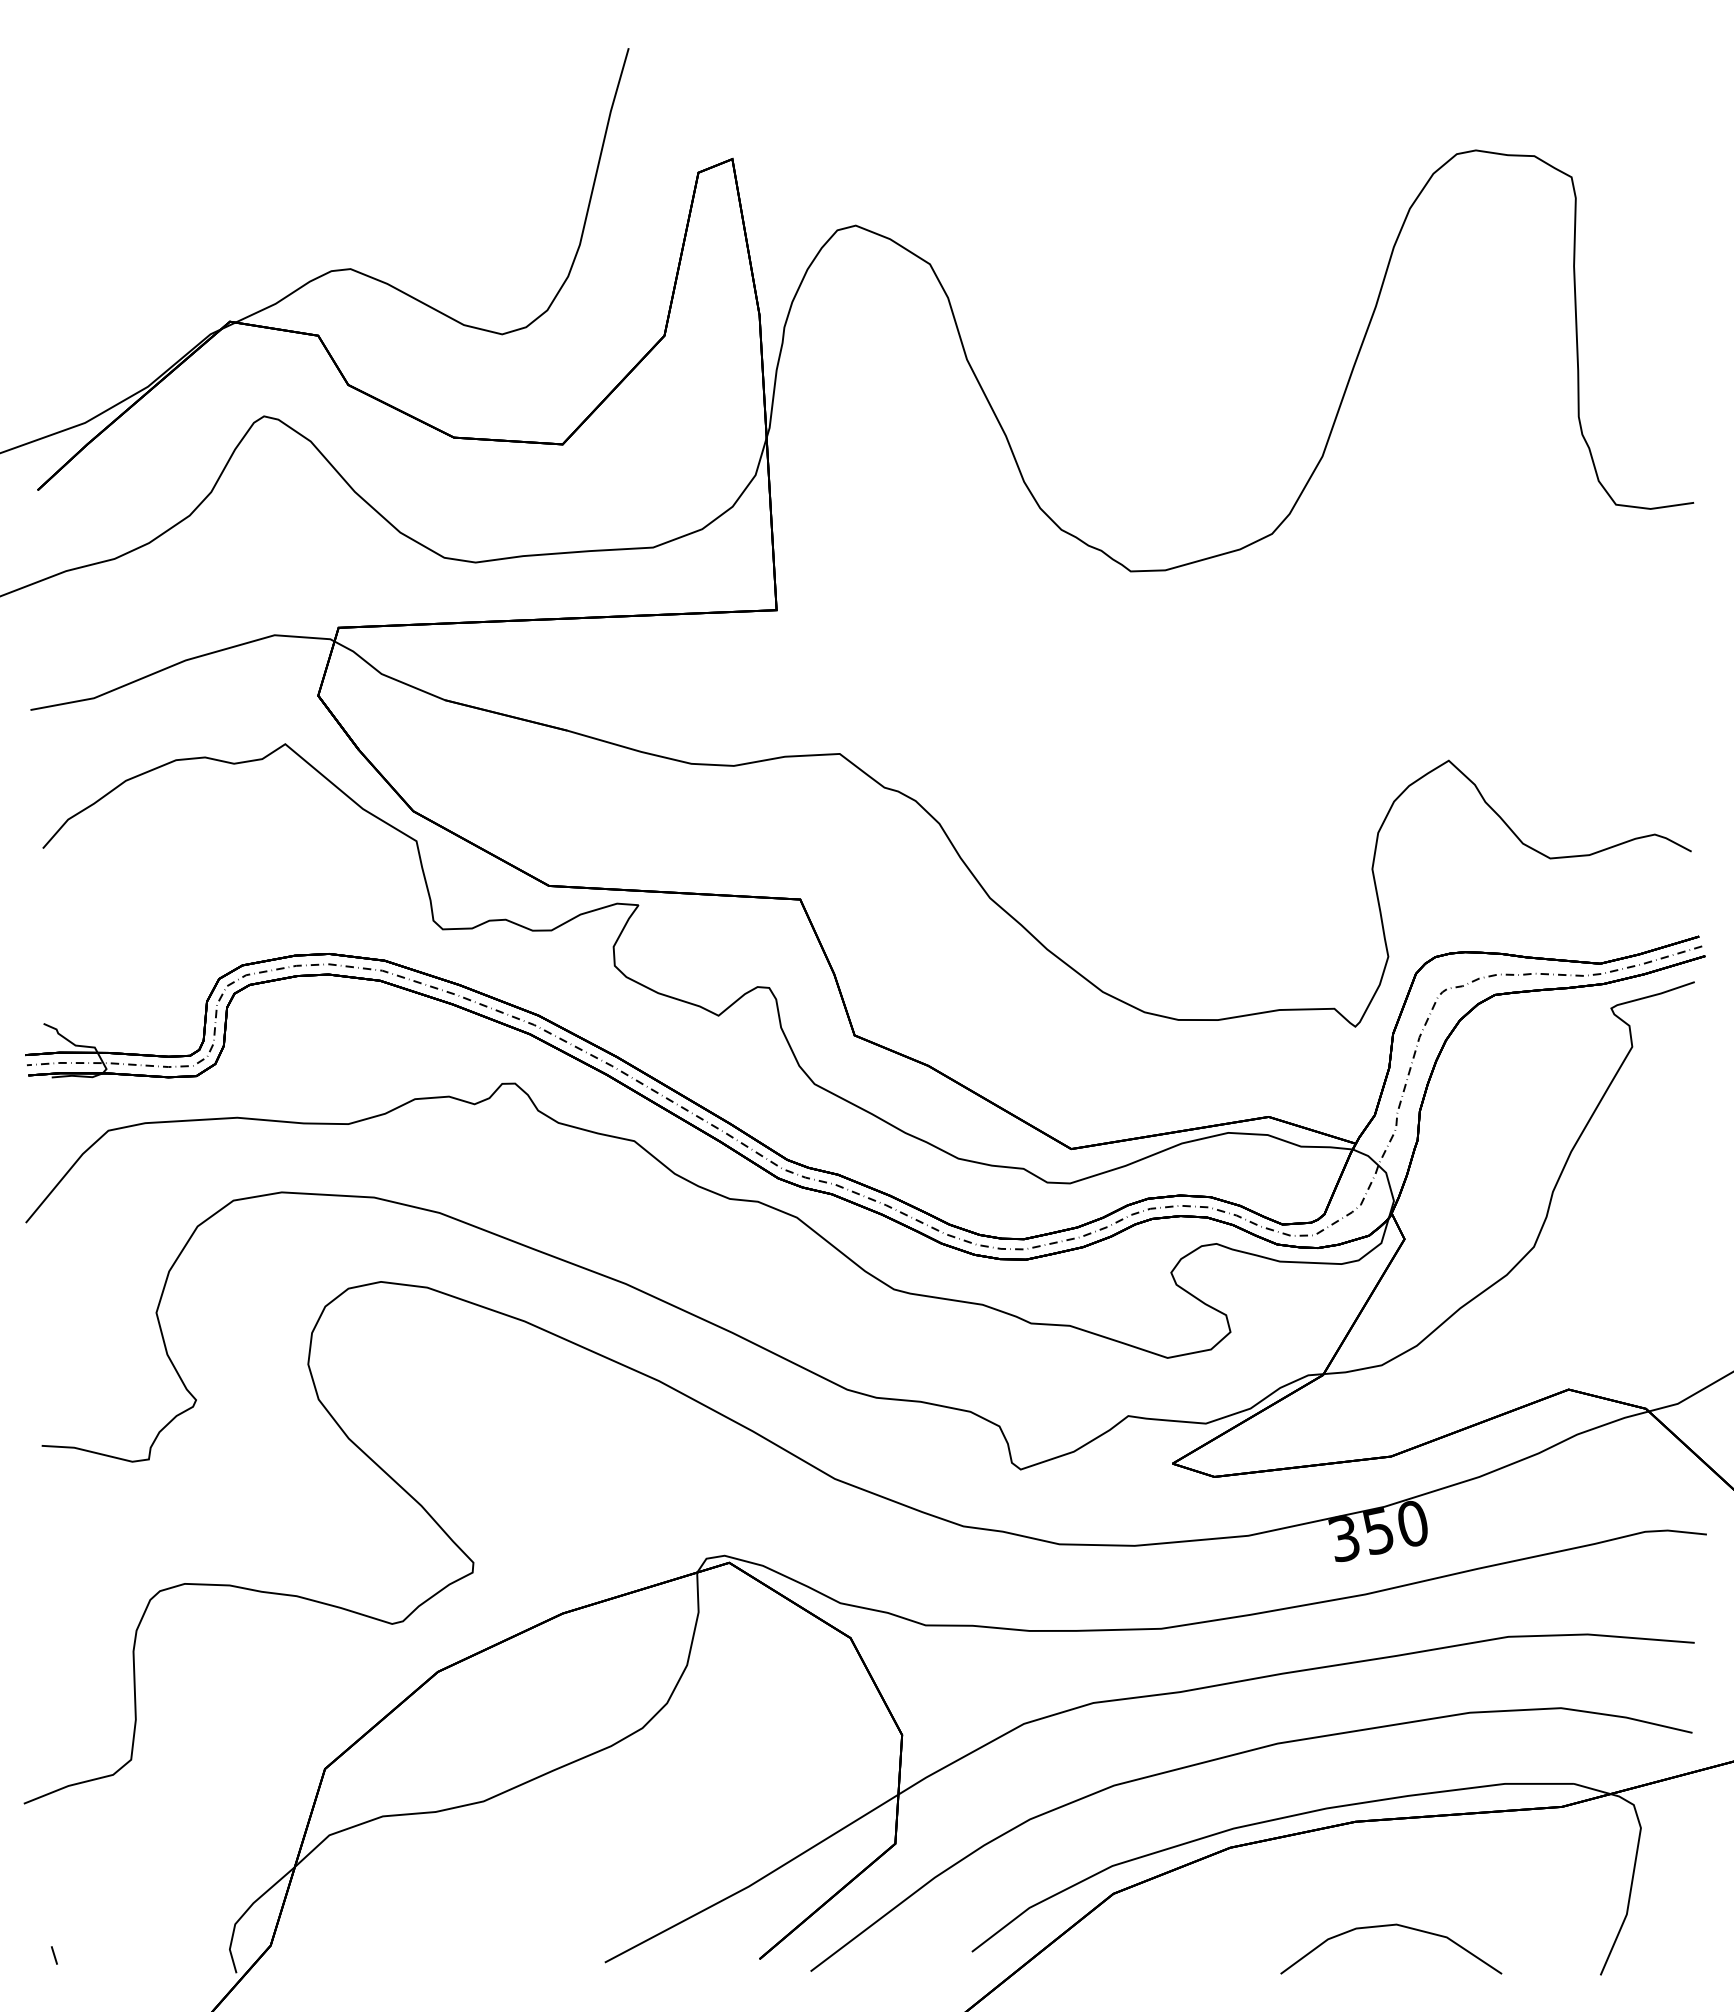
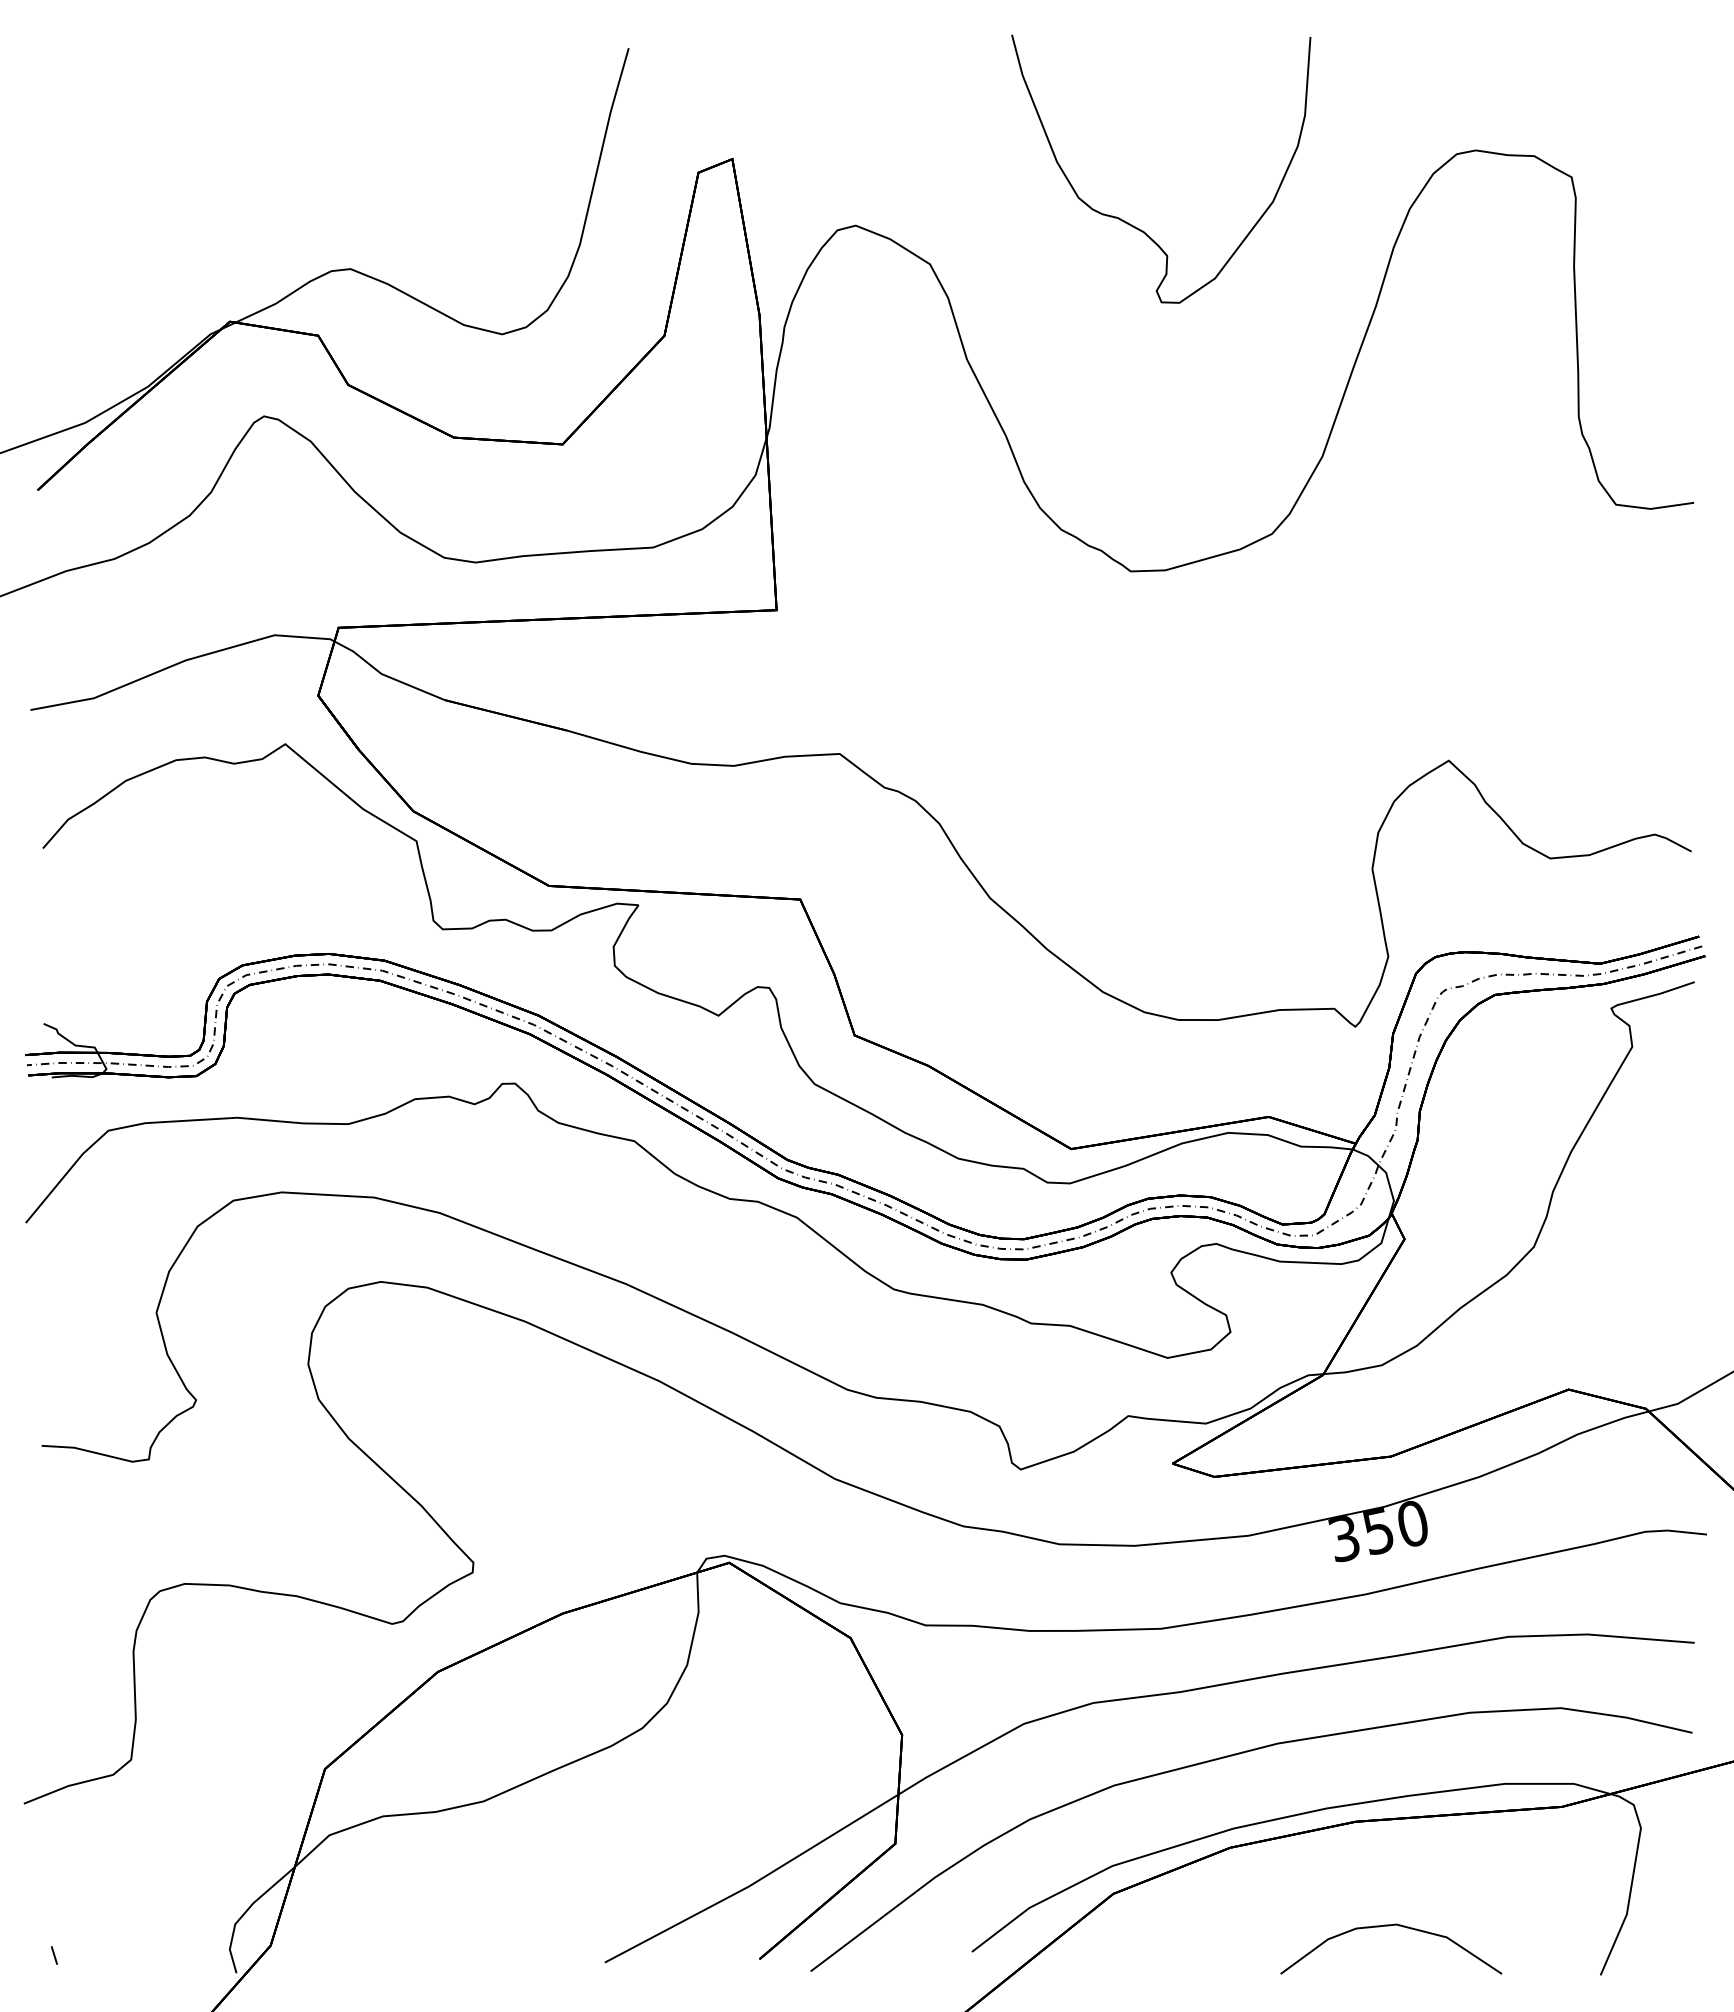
curve: none -> present (1130, 223)
